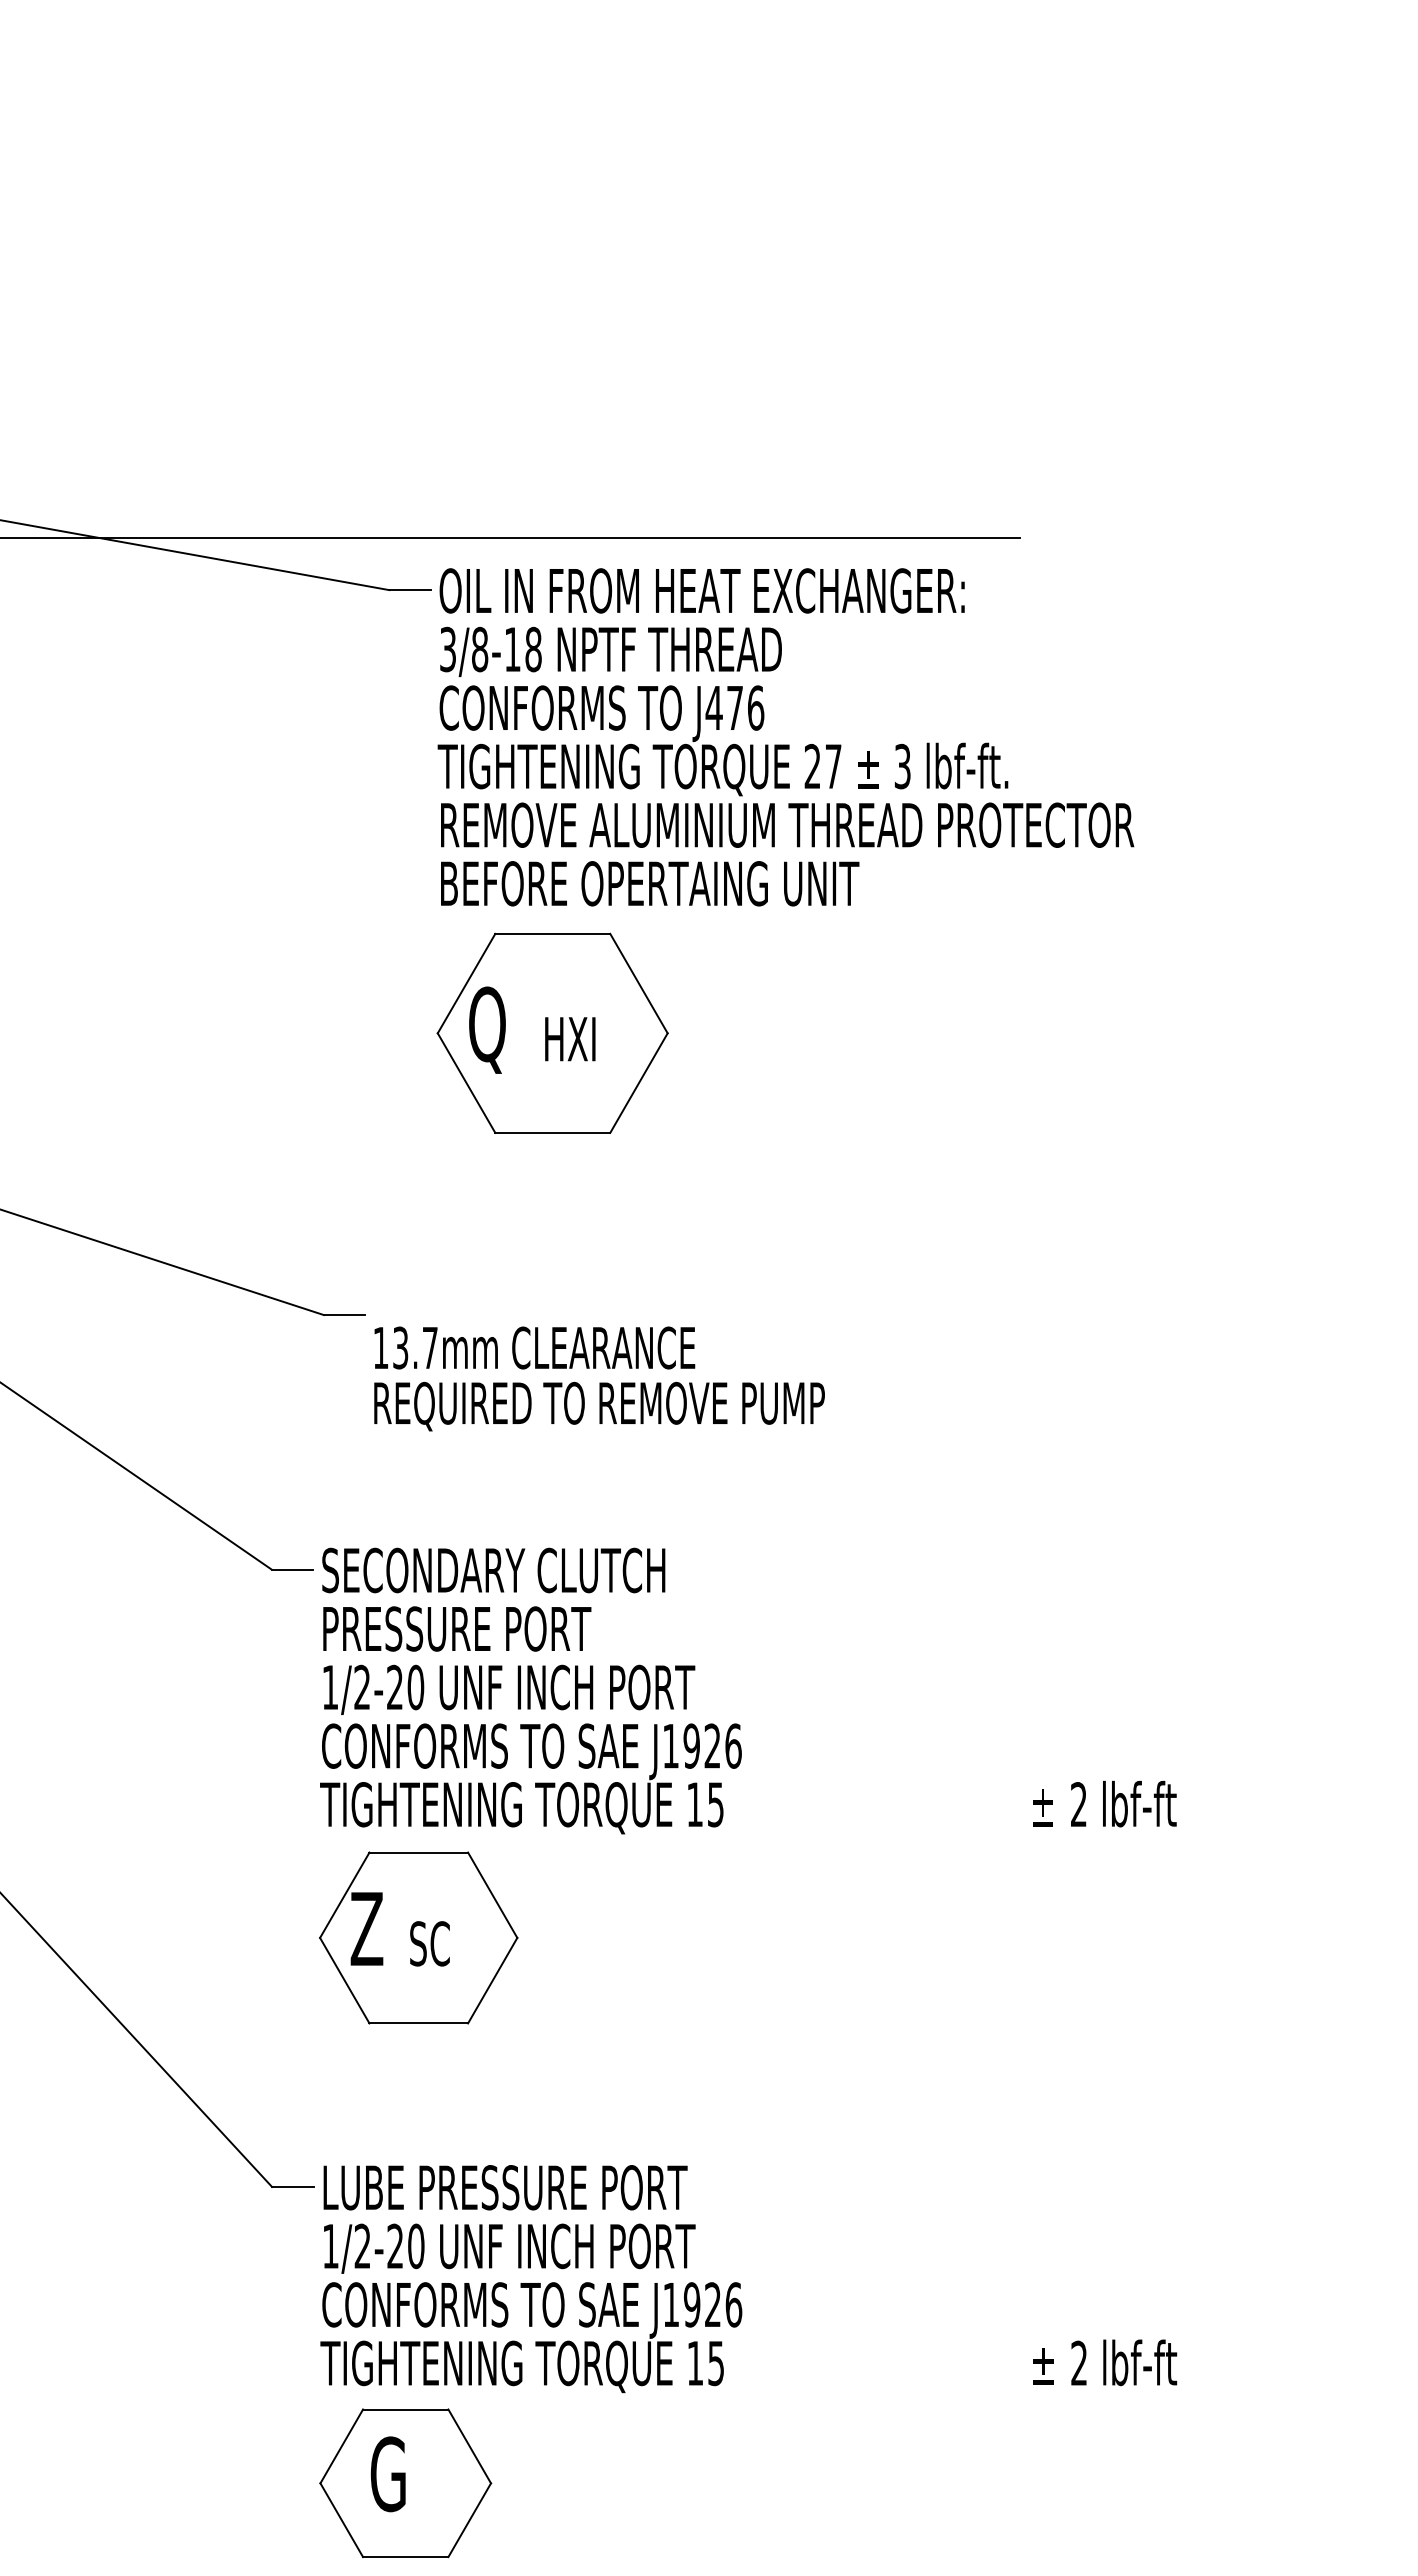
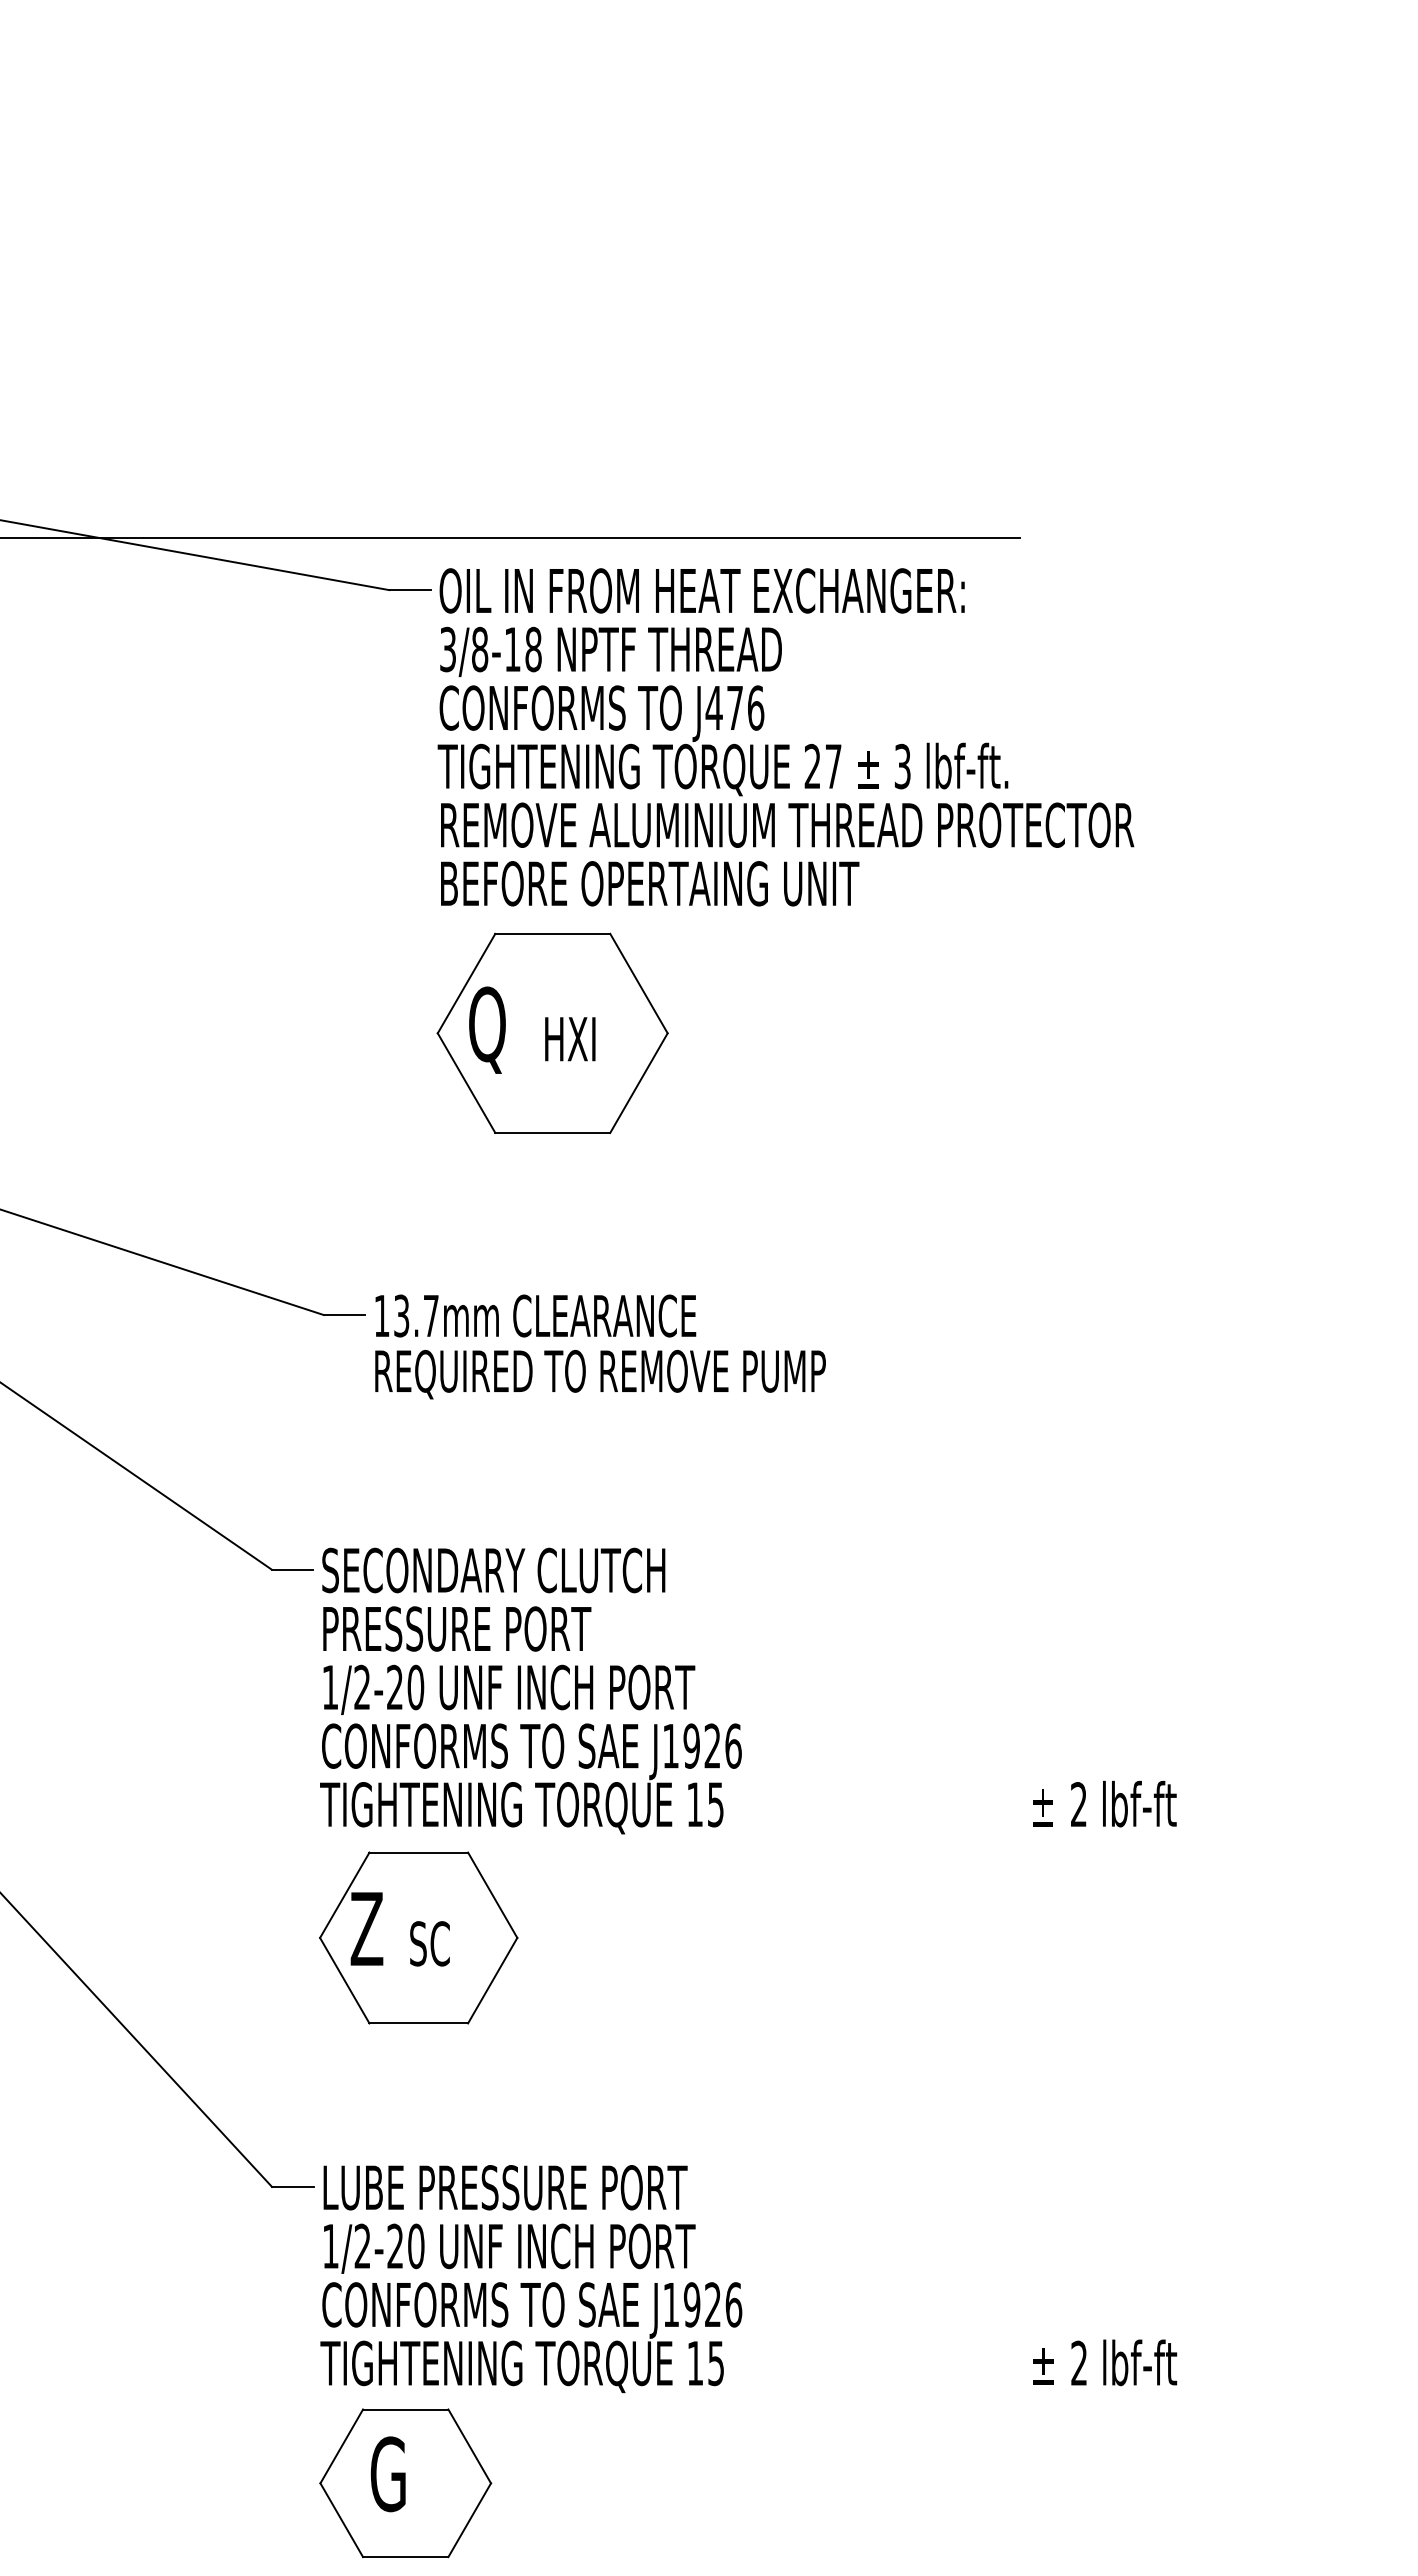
text position: (599, 1378) -> (600, 1346) (600, 1346)
